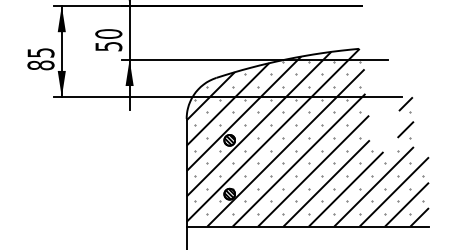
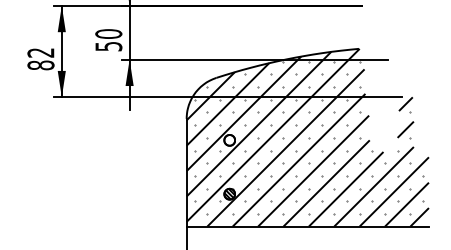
text: 85 -> 82 (40, 52)
hatch: present -> none (229, 140)
